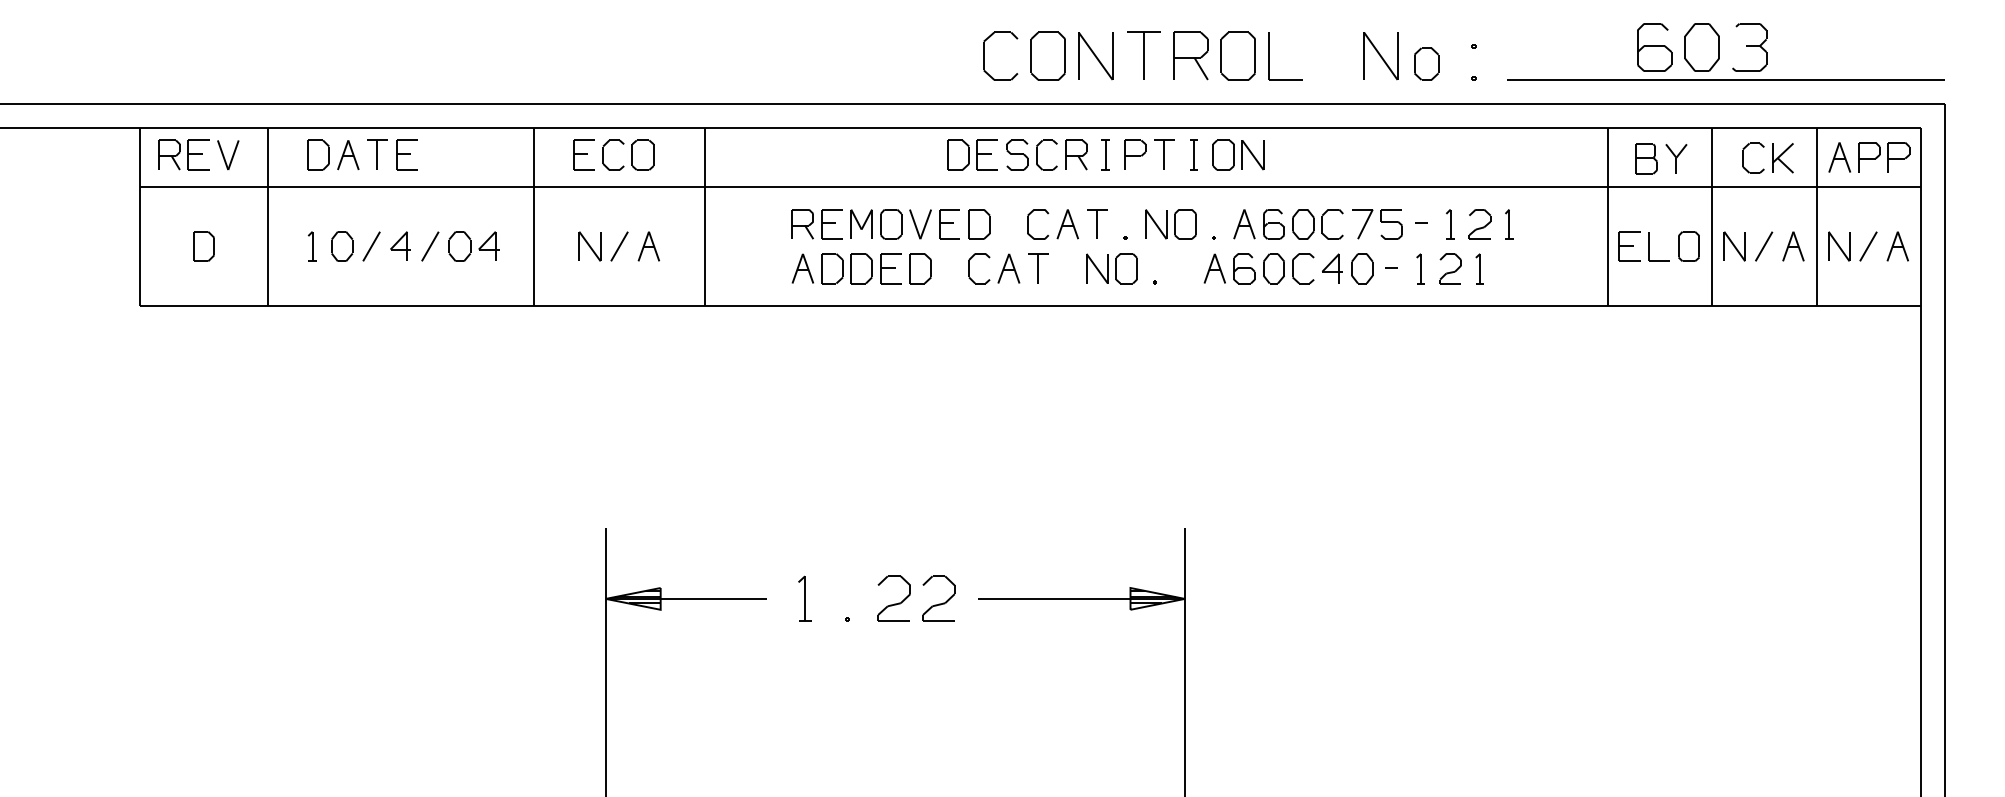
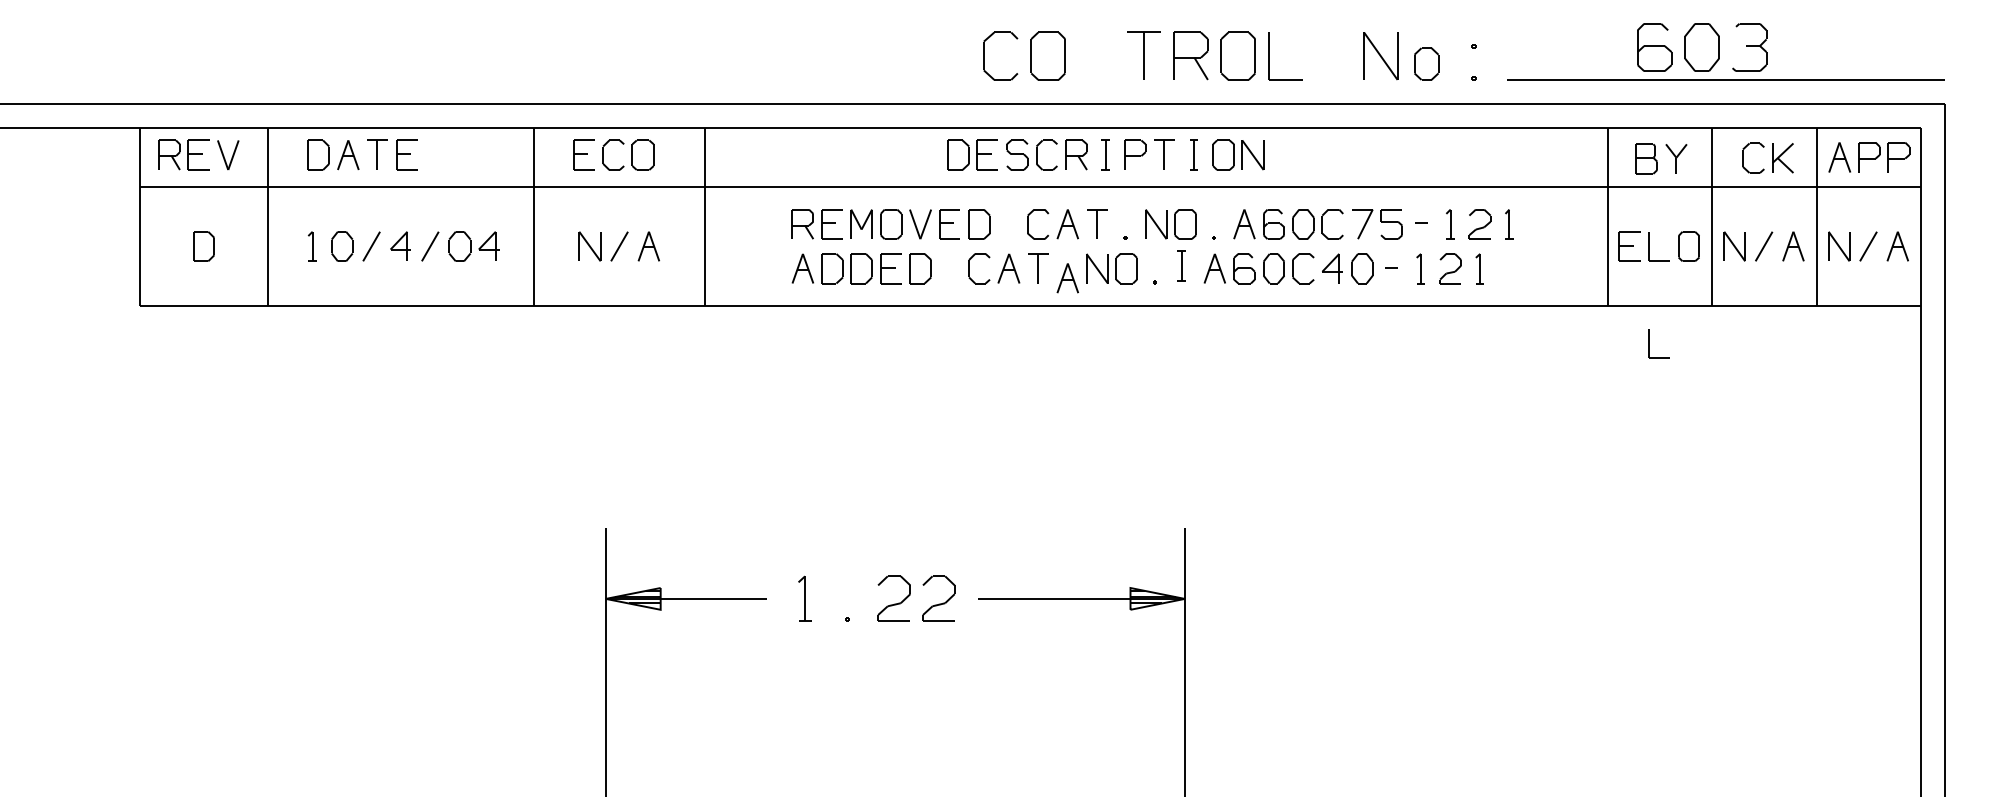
part: present -> none (1095, 56)
part: none -> present (1181, 265)
part: none -> present (1067, 278)
part: none -> present (1649, 343)
